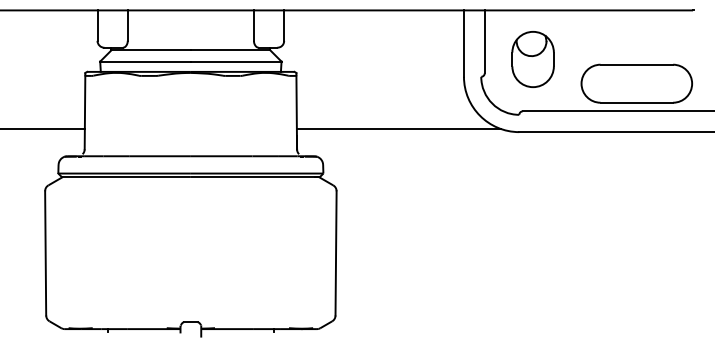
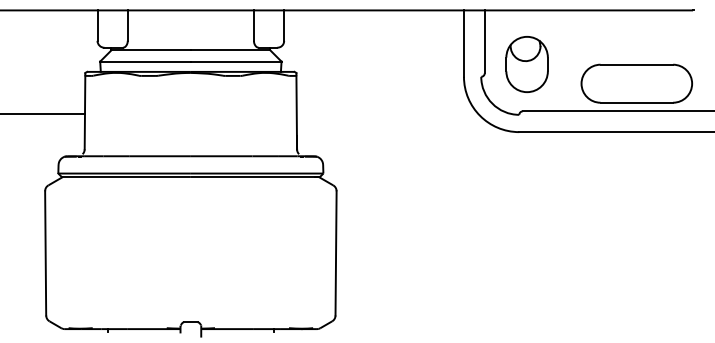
part position: (532, 59) -> (526, 64) (526, 64)
line position: (43, 129) -> (43, 114) (43, 114)
line: present -> none (398, 129)
